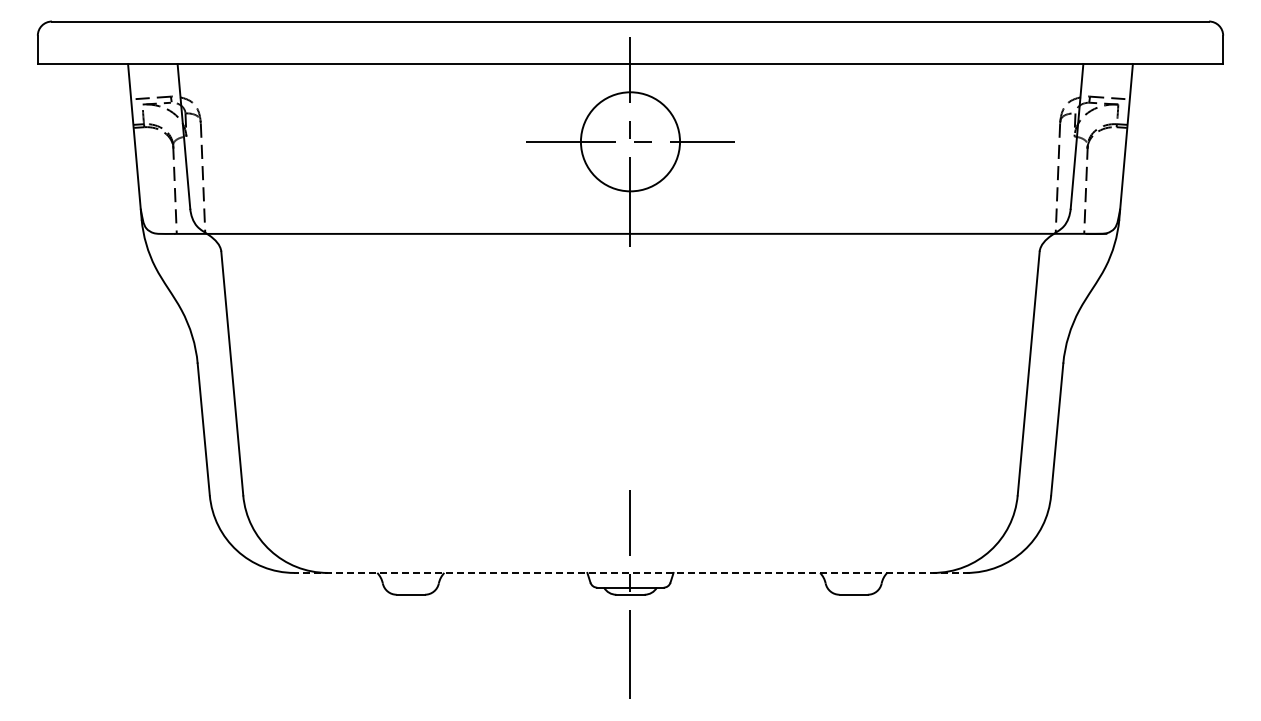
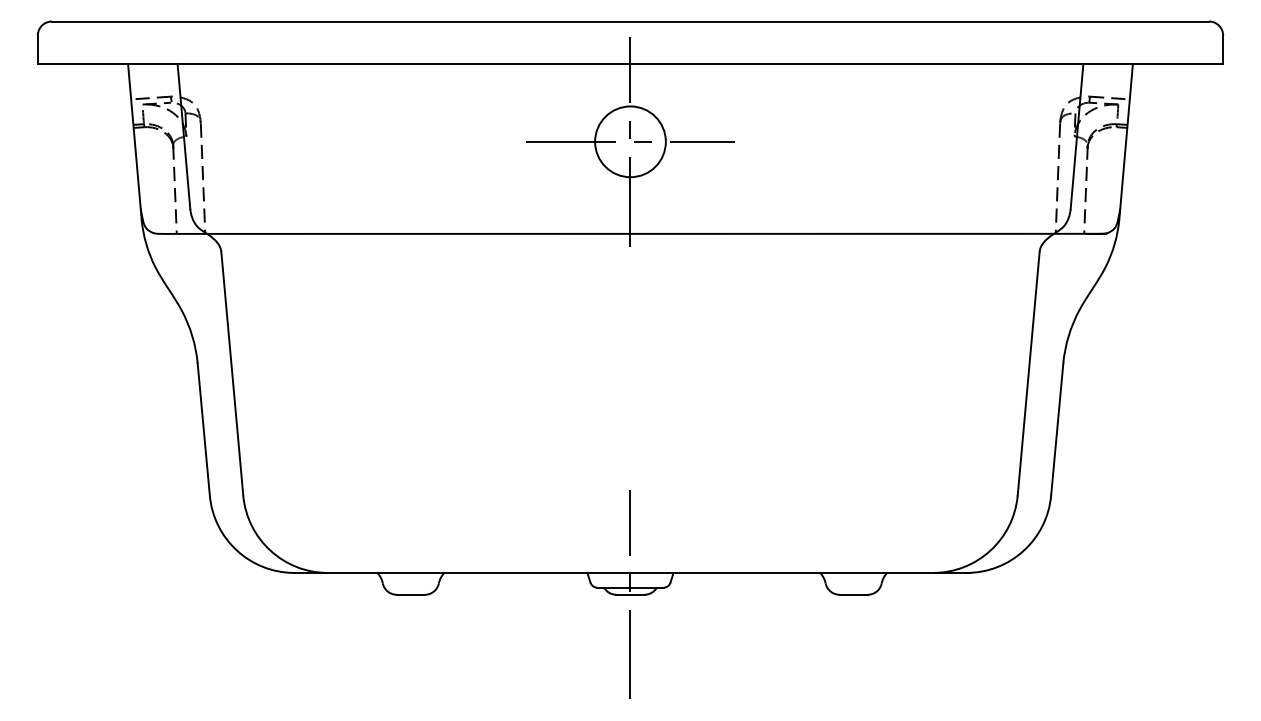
circle diameter: 99 px -> 71 px (630, 141)
line: dashed -> solid (632, 572)
